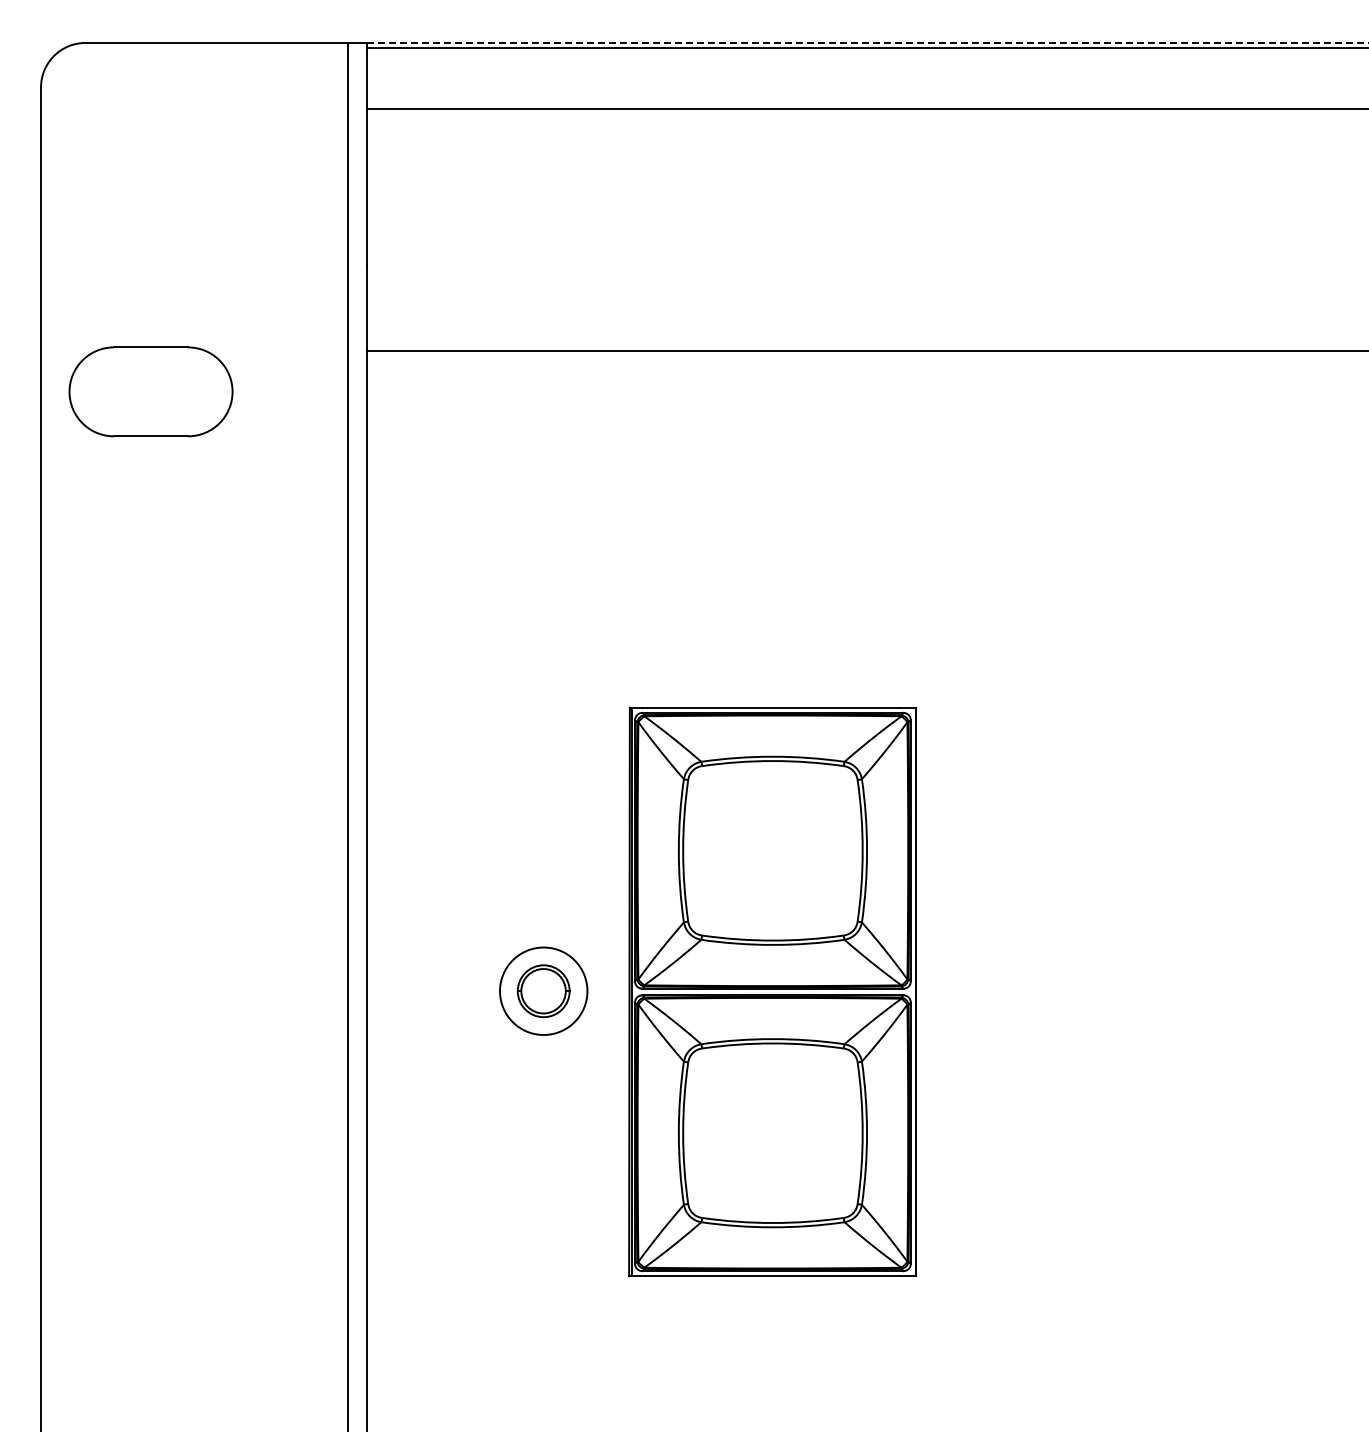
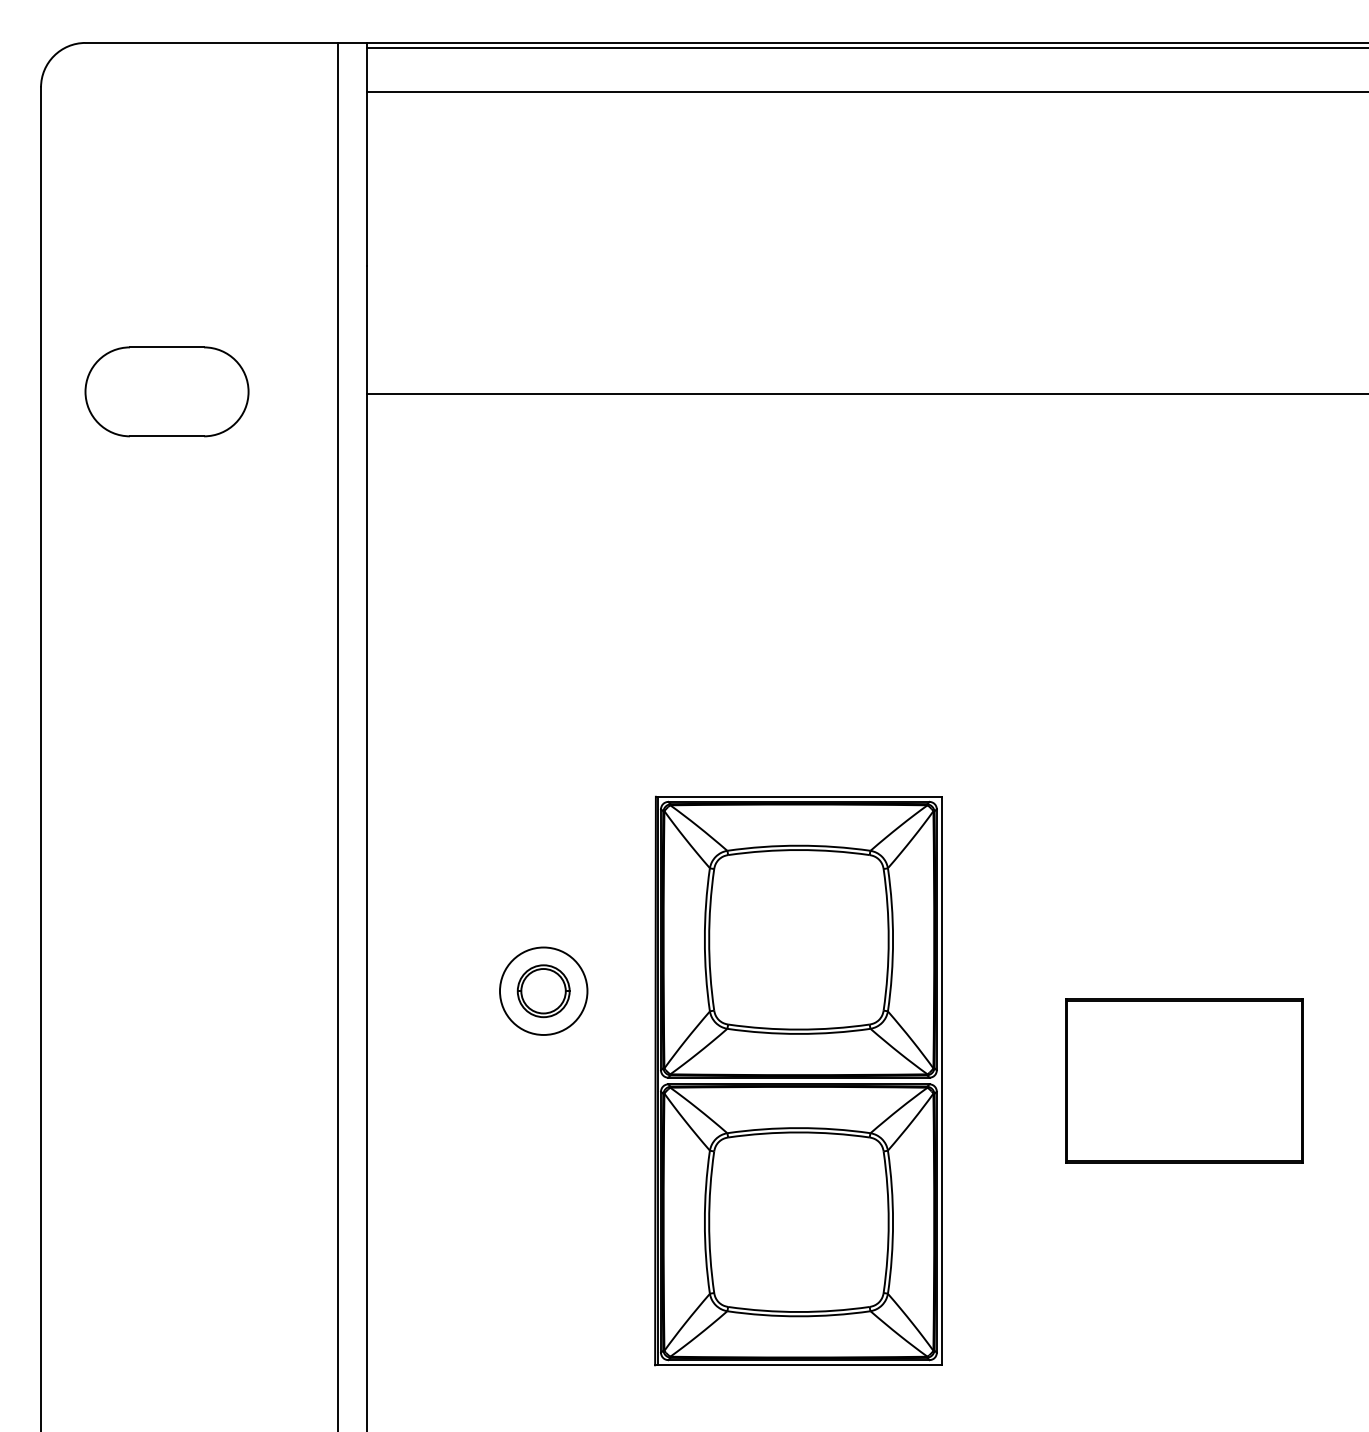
line: dashed -> solid (868, 42)
line position: (866, 108) -> (866, 91) (866, 91)
line position: (866, 350) -> (866, 393) (866, 393)
part position: (150, 391) -> (166, 391) (166, 391)
line position: (347, 735) -> (337, 735) (337, 735)
part position: (772, 991) -> (798, 1080) (798, 1080)
part: none -> present (1184, 1080)
